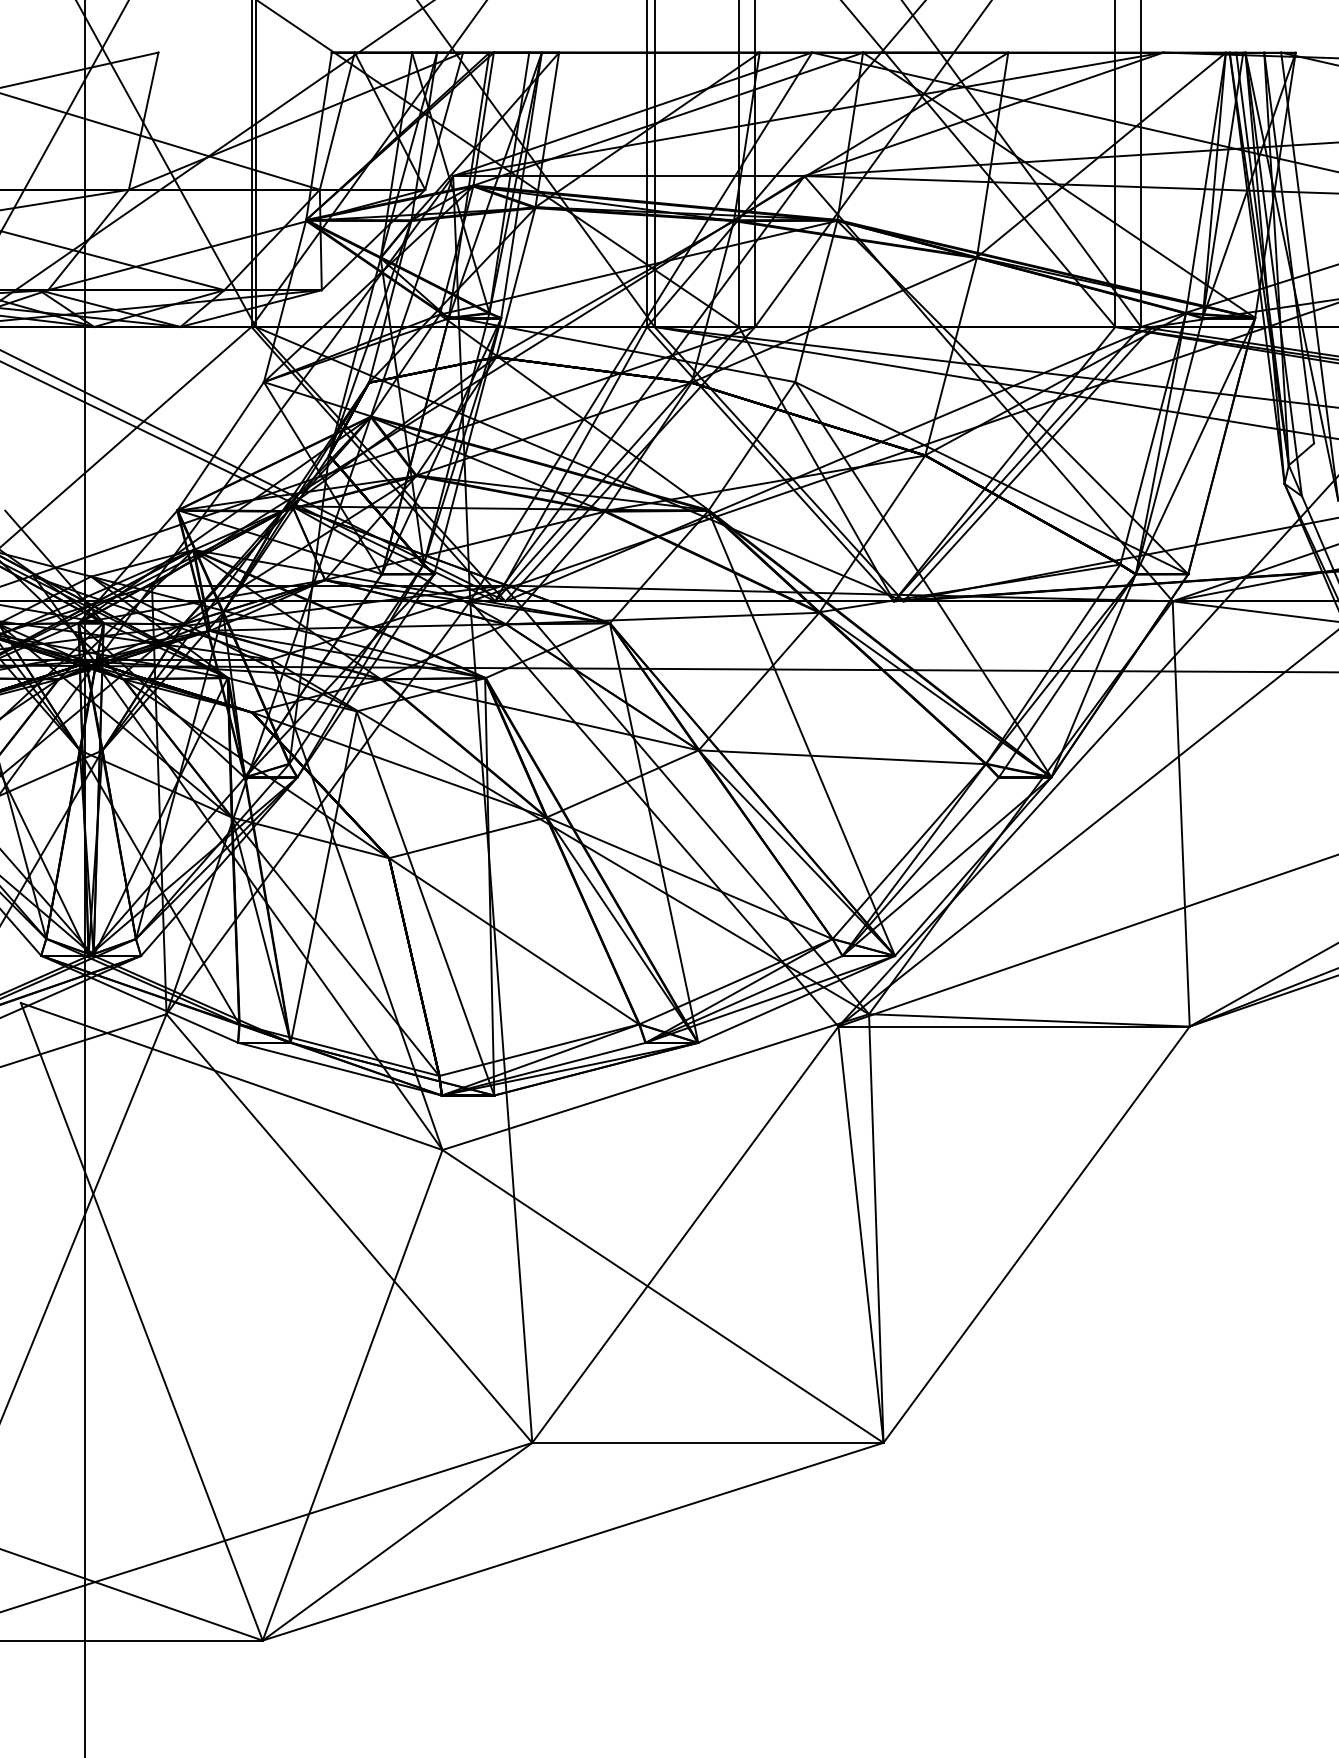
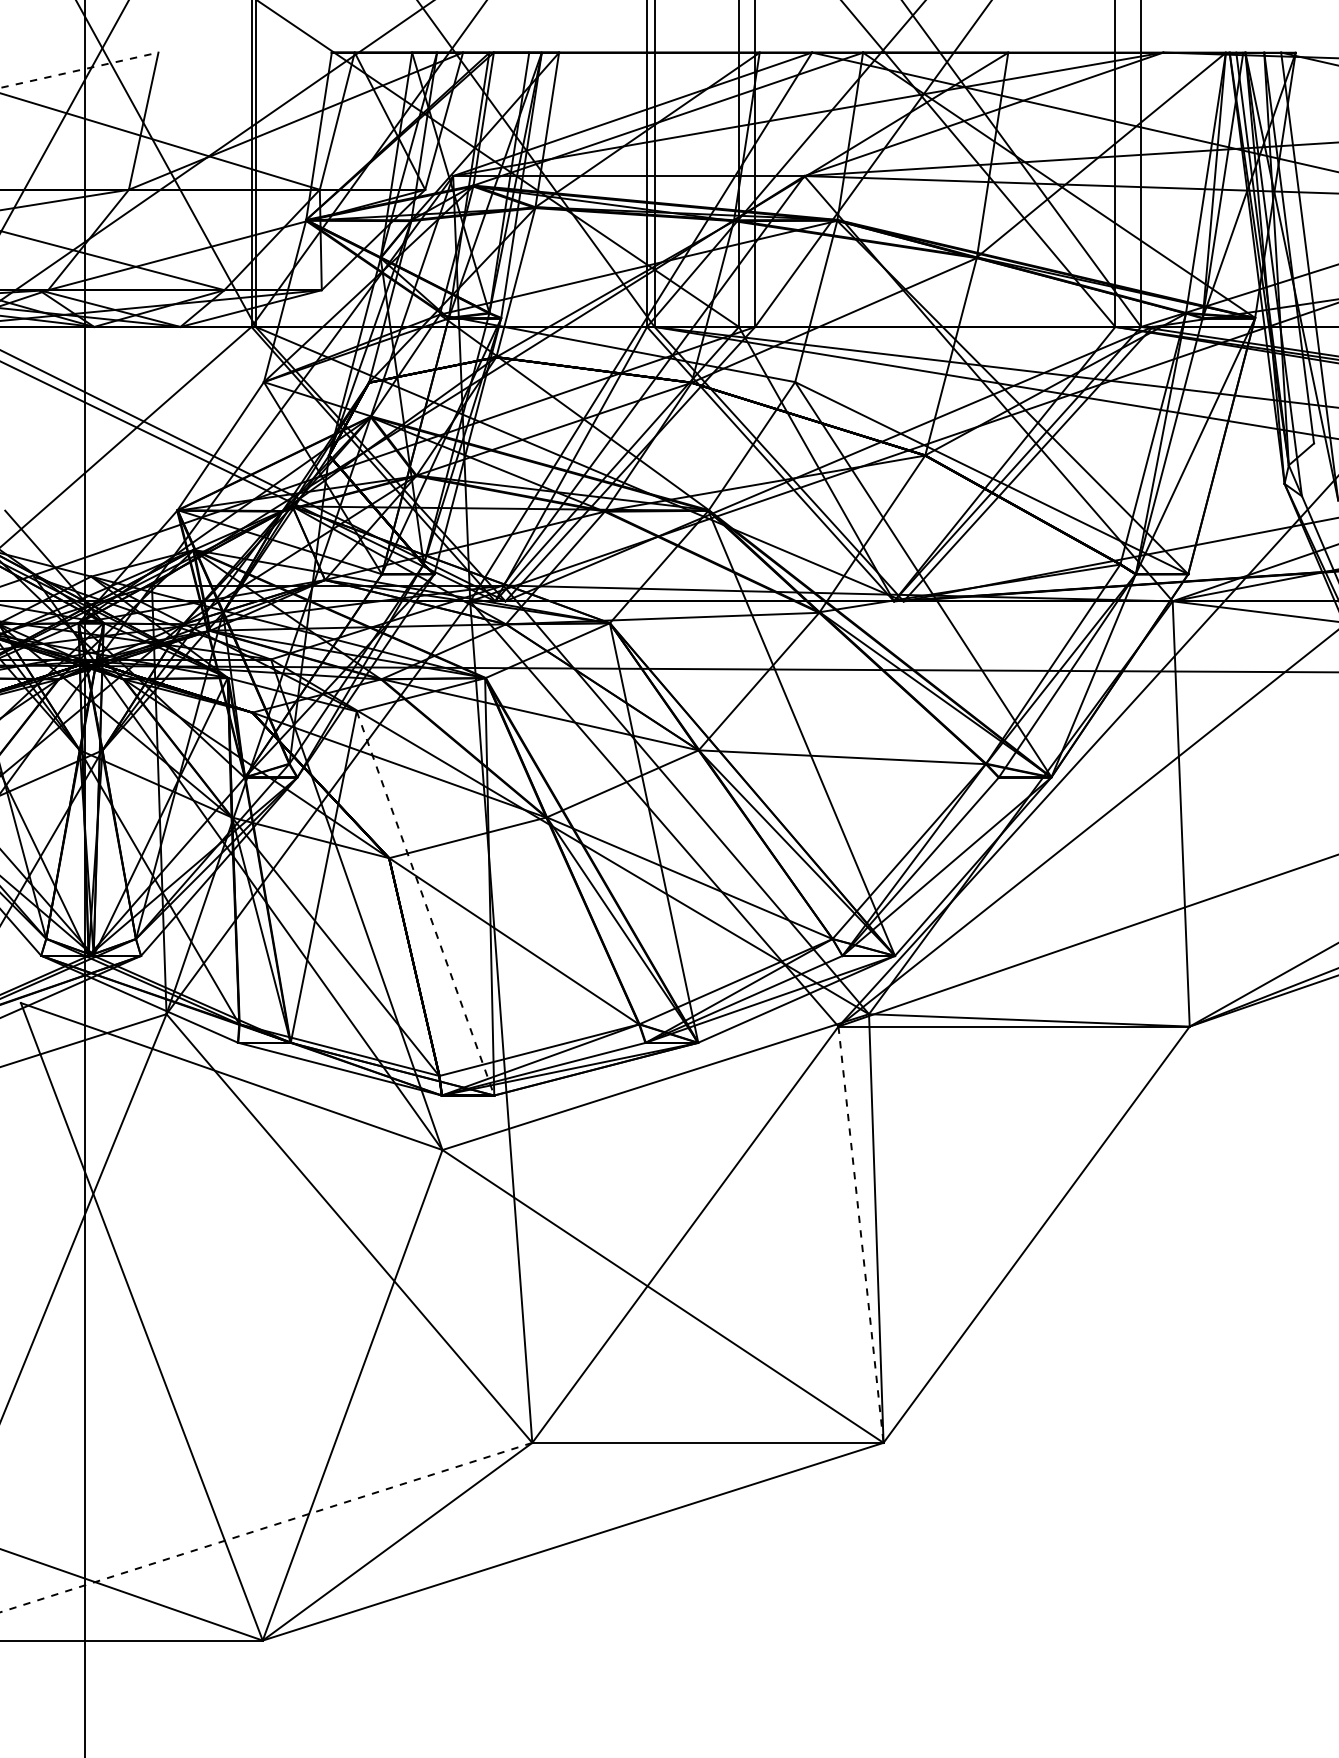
line: solid -> dashed (79, 70)
line: solid -> dashed (425, 903)
line: solid -> dashed (861, 1235)
line: solid -> dashed (265, 1527)
